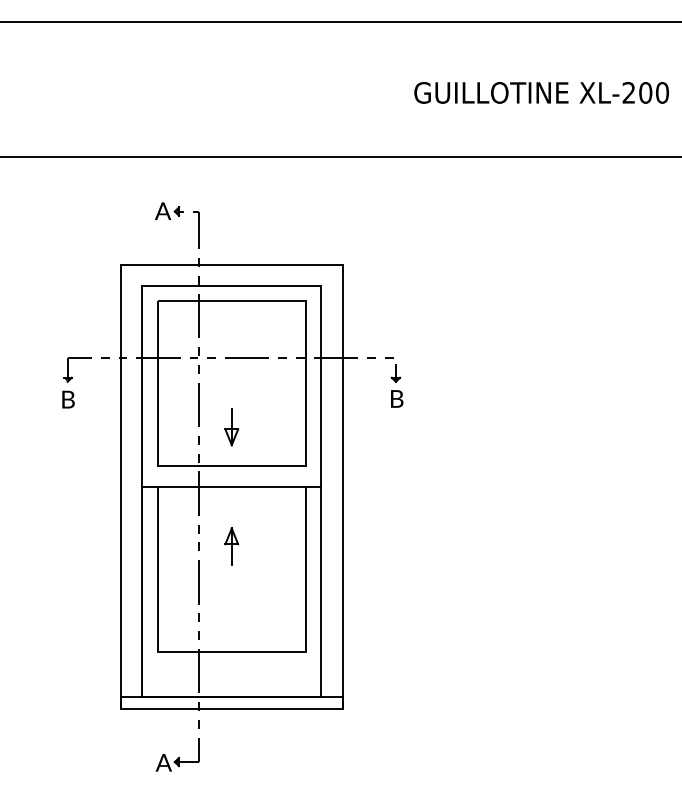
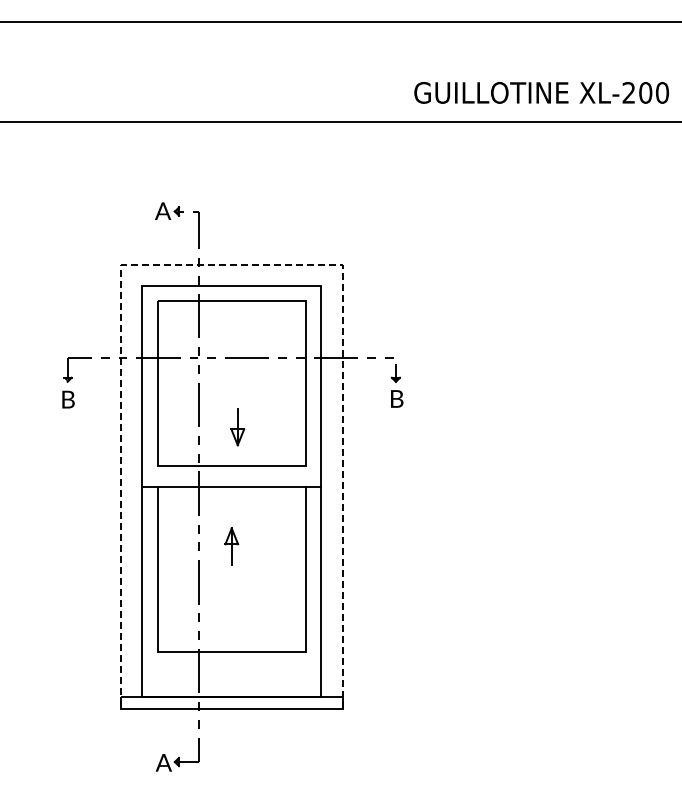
line position: (340, 156) -> (340, 121) (340, 121)
line: solid -> dashed (231, 264)
part position: (231, 427) -> (237, 427) (237, 427)
